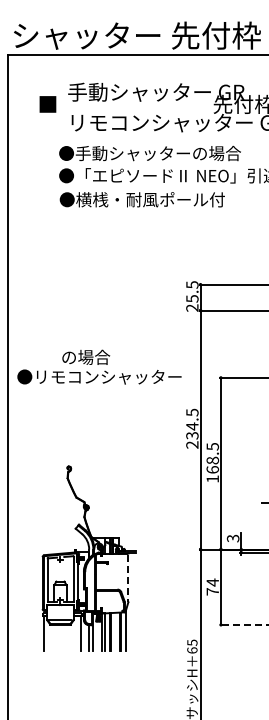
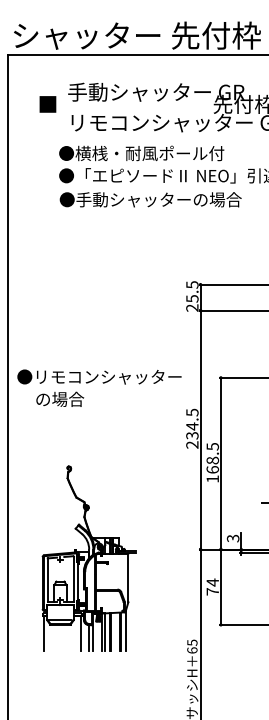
text: ●手動シャッターの場合 -> ●横桟・耐風ポール付 (157, 153)
text: ●横桟・耐風ポール付 -> ●手動シャッターの場合 (158, 199)
text position: (86, 356) -> (60, 398) (60, 398)
line: dashed -> solid (128, 578)
line: dashed -> solid (243, 624)
